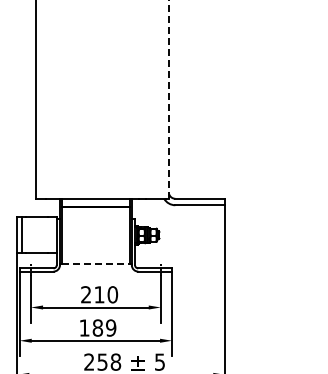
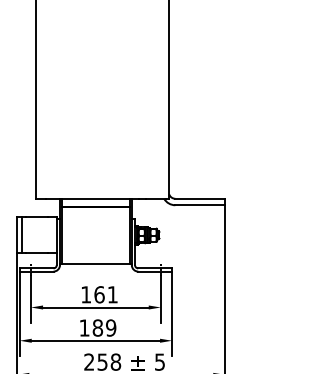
line: dashed -> solid (169, 99)
line: dashed -> solid (96, 263)
text: 210 -> 161 (99, 294)
